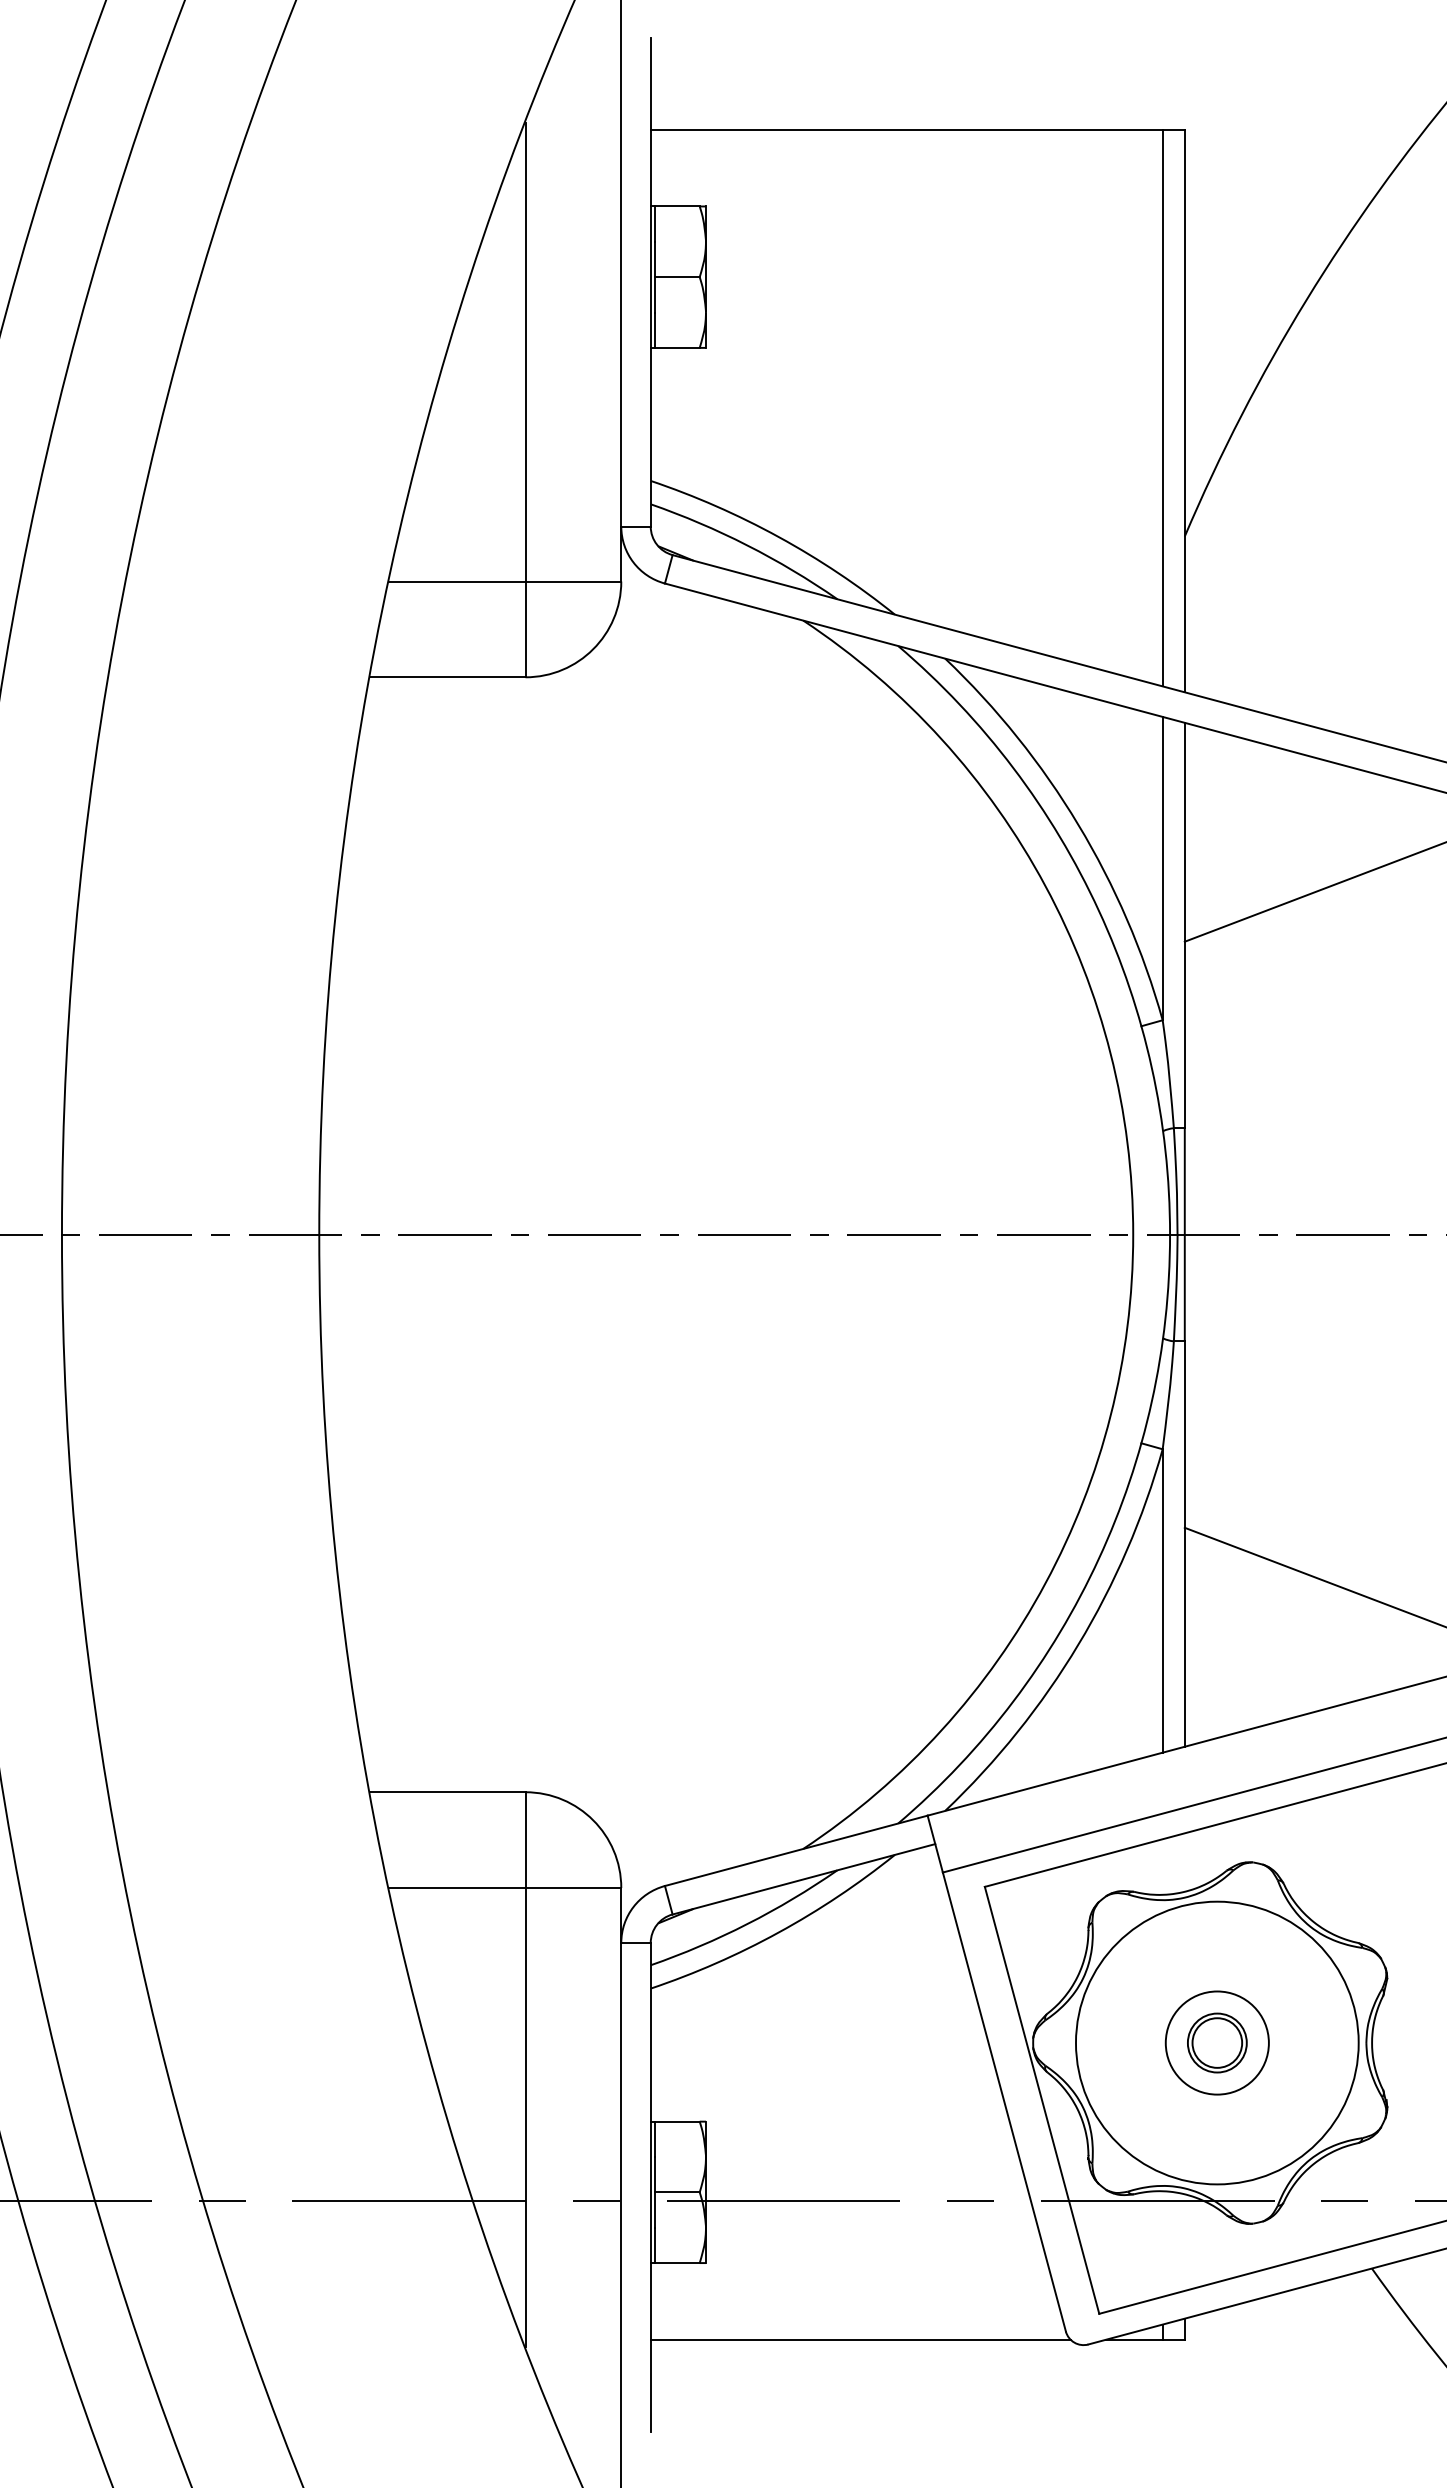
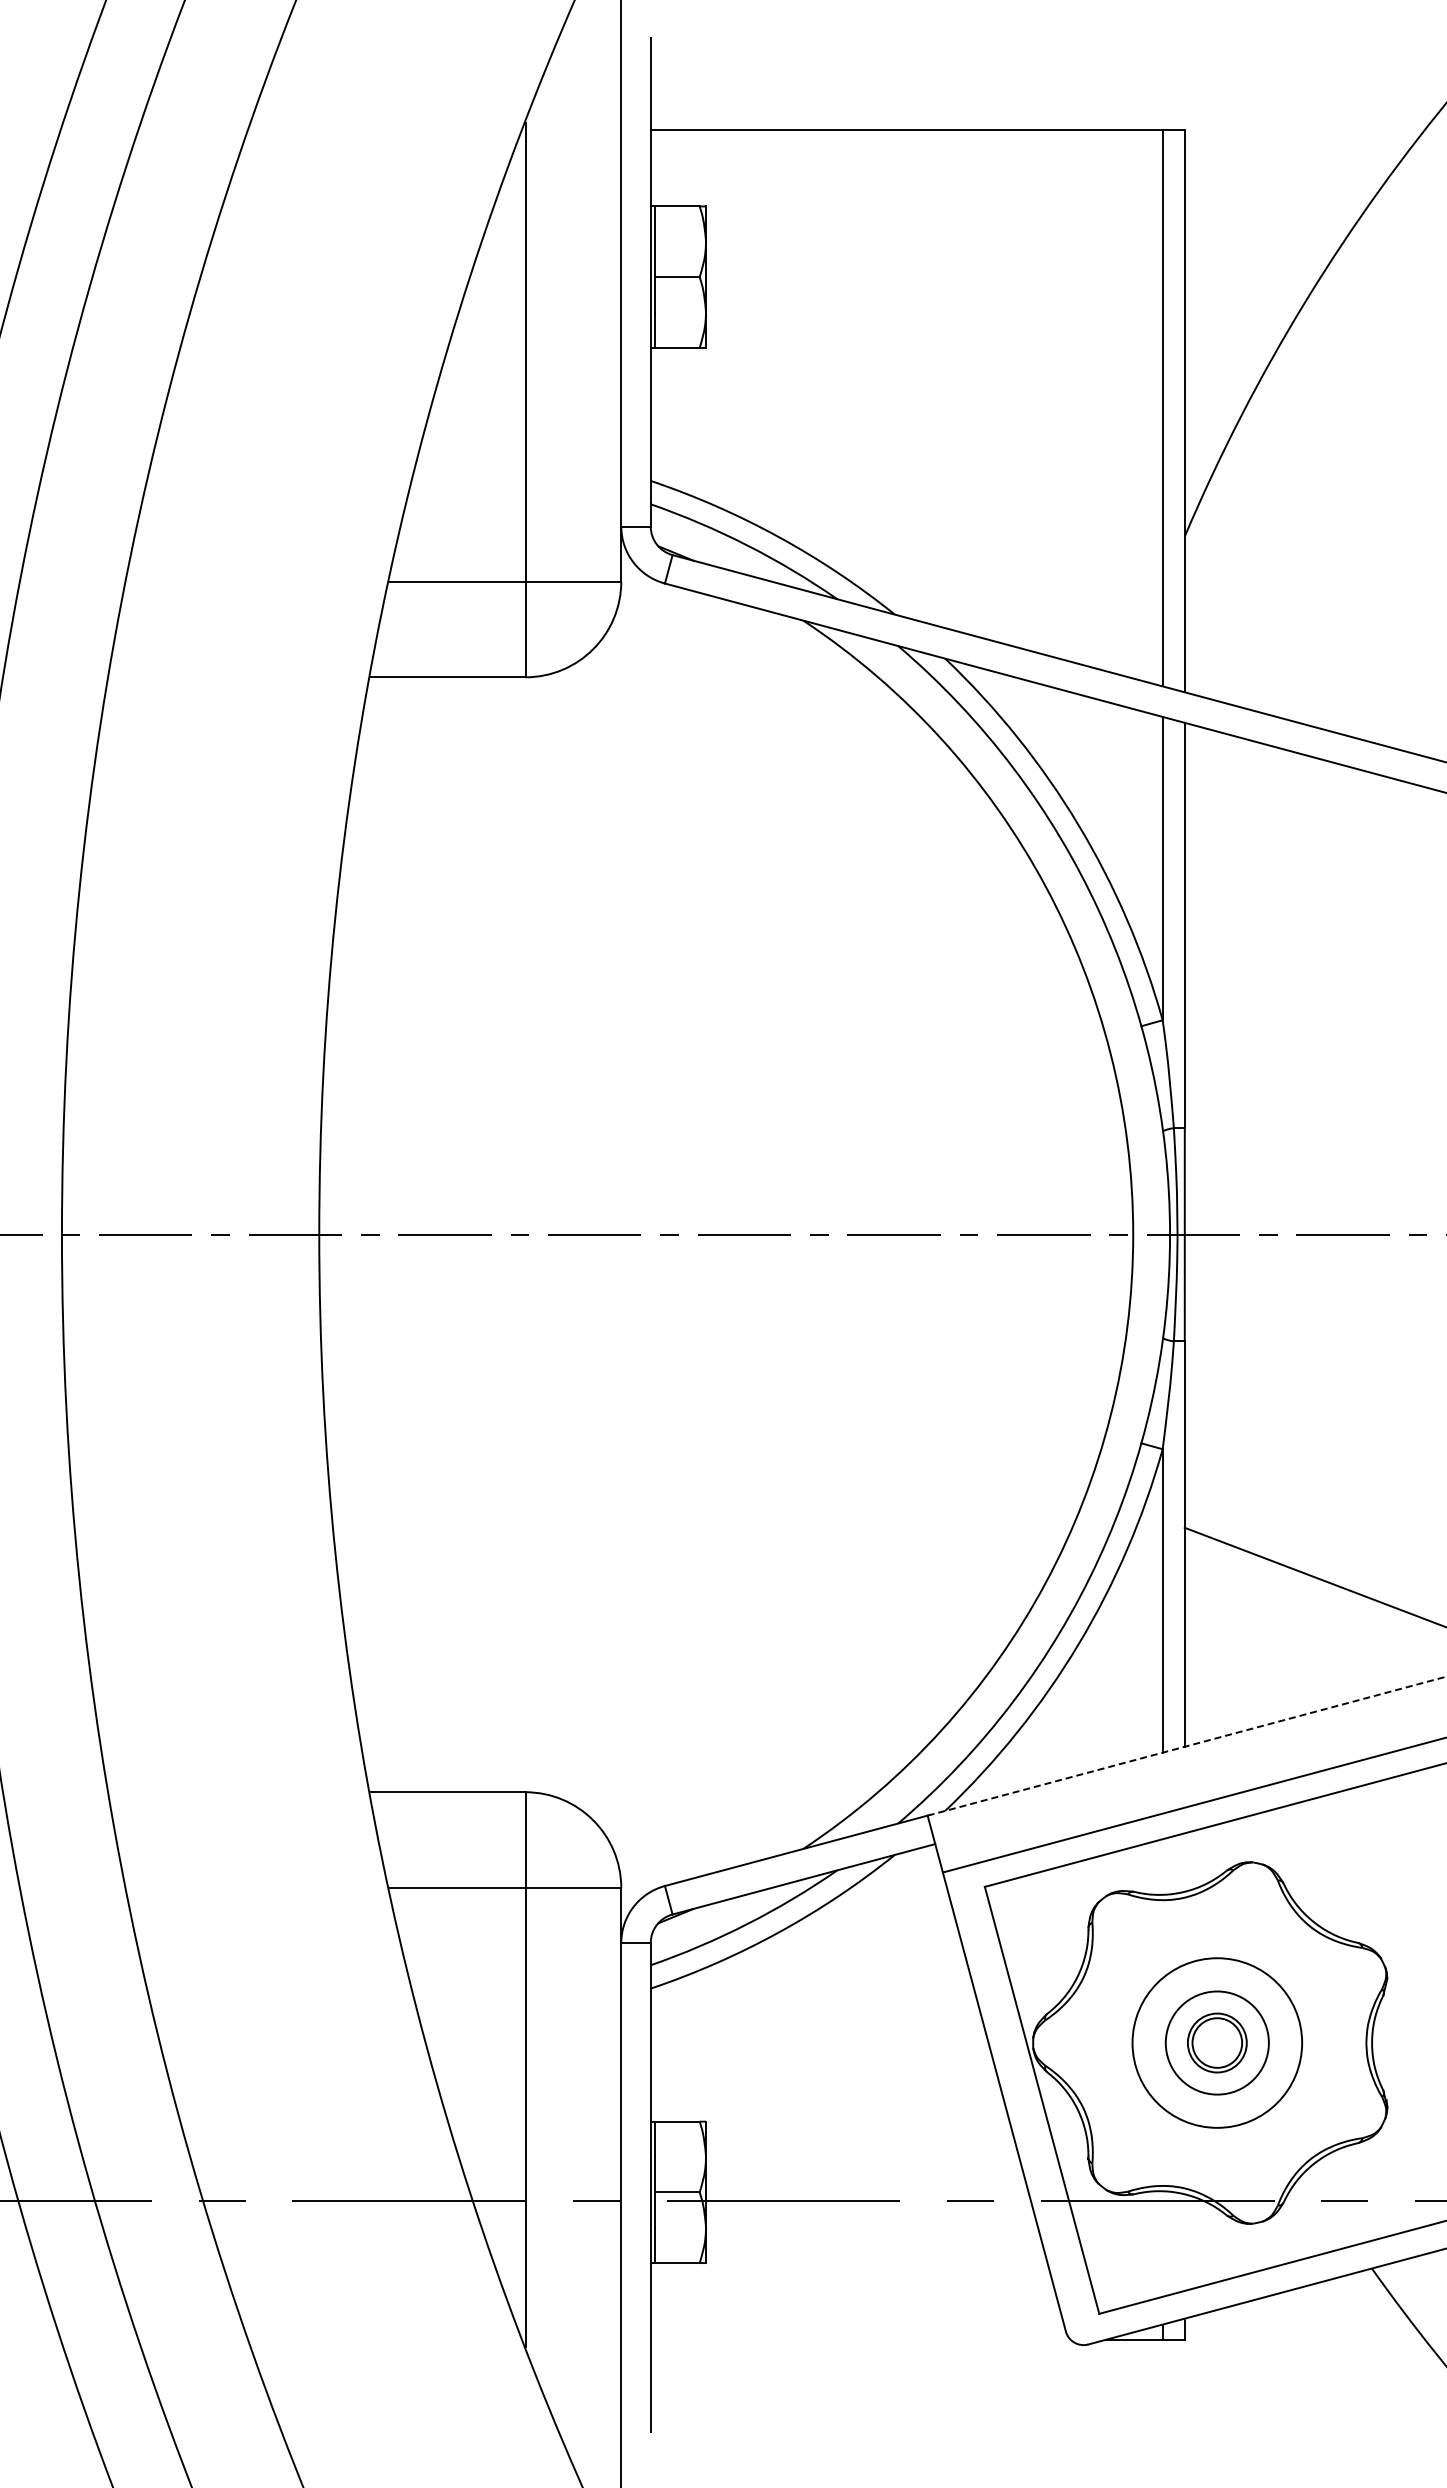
line: present -> none (1313, 892)
line: solid -> dashed (1187, 1746)
circle diameter: 283 px -> 170 px (1217, 2042)
line: present -> none (860, 2339)
